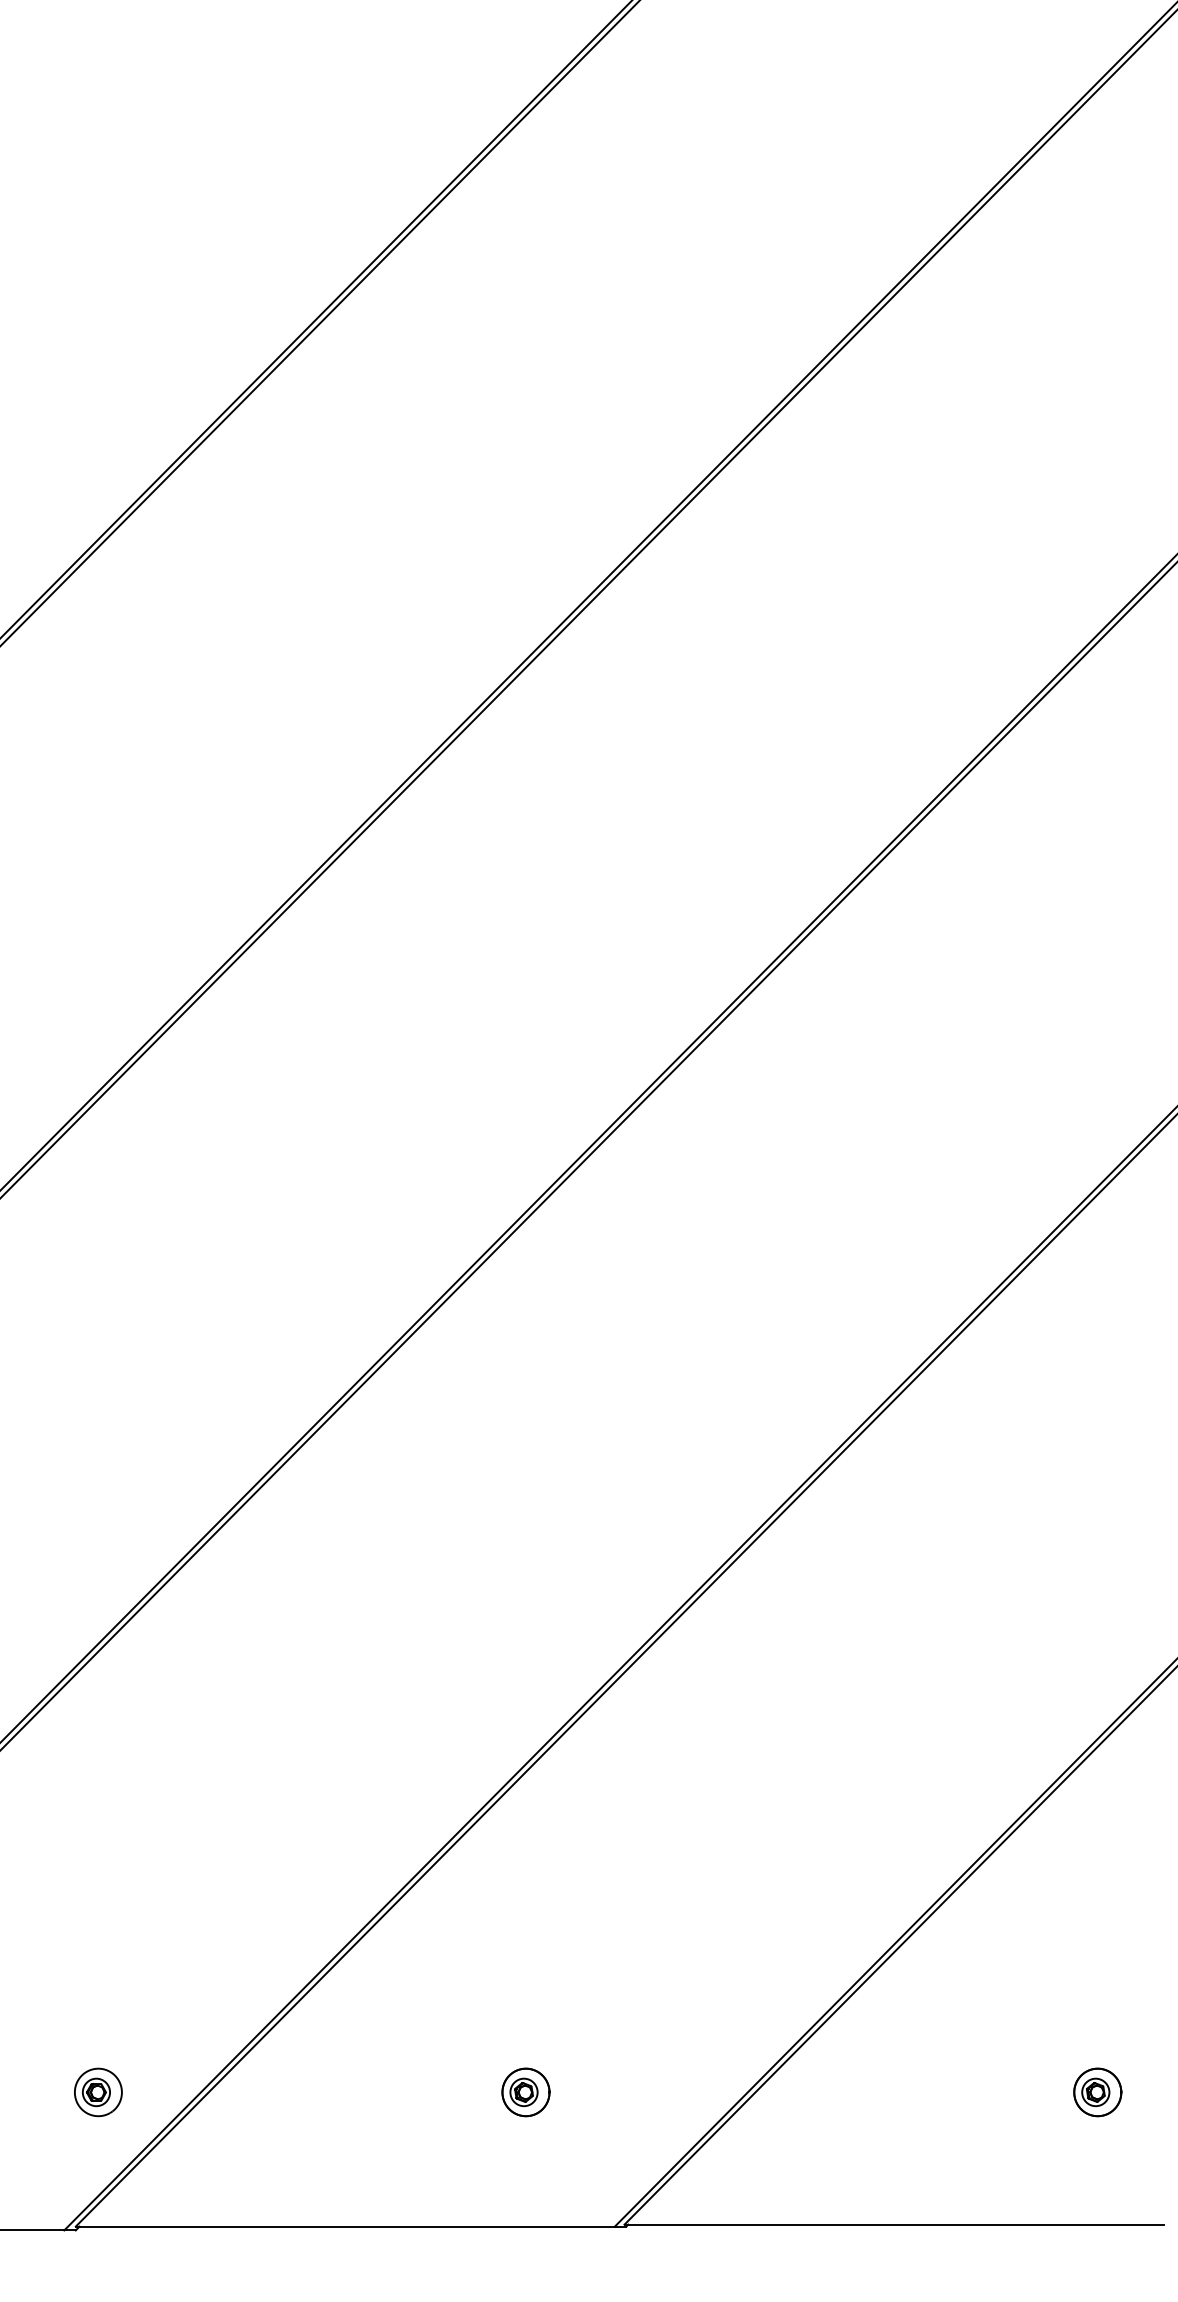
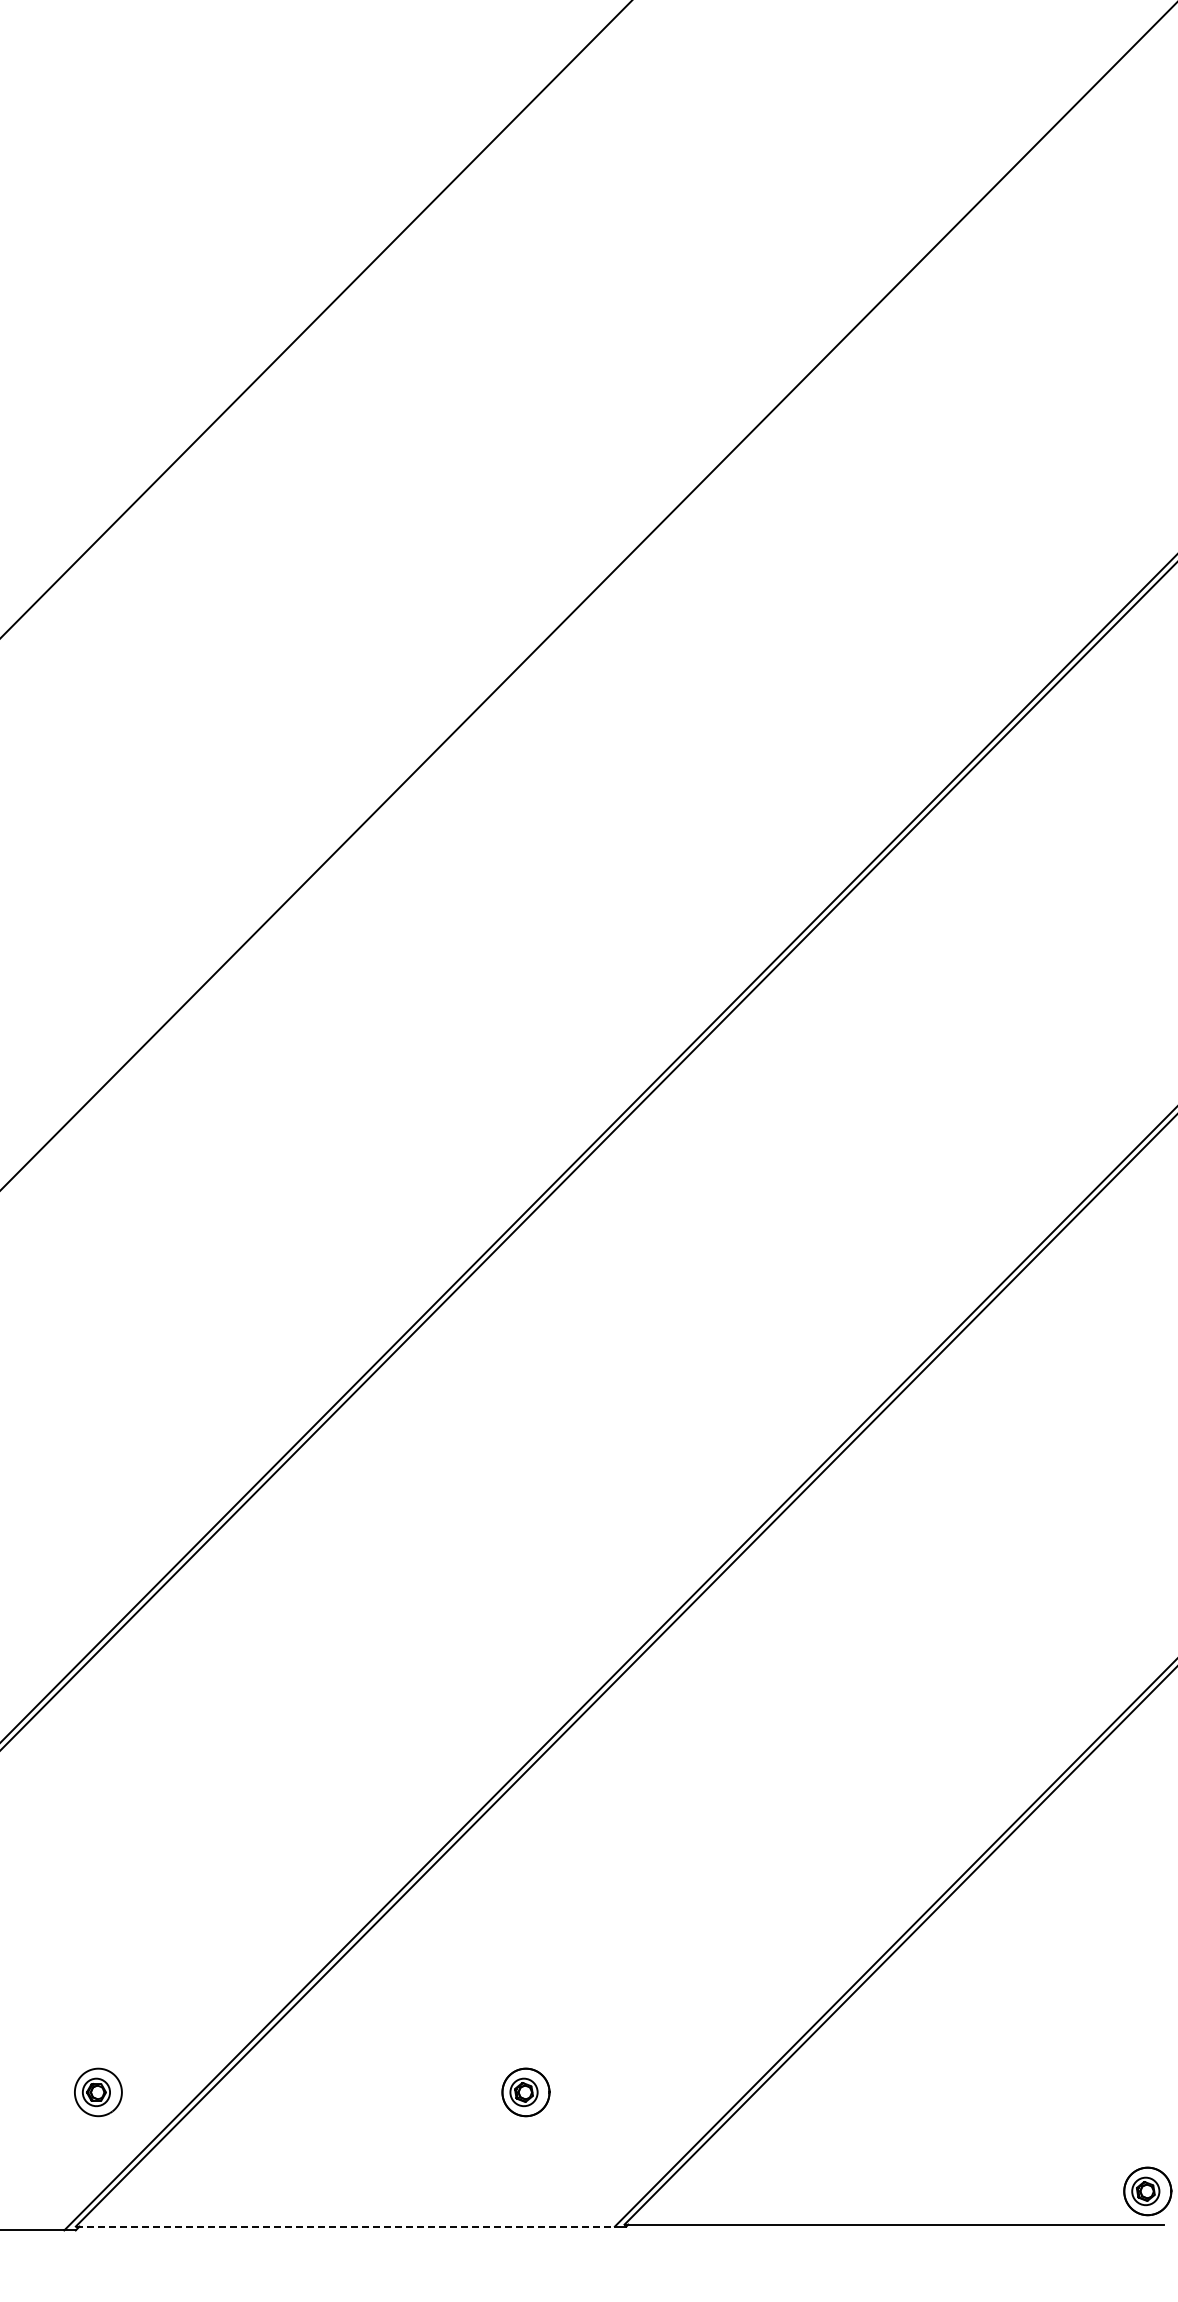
line: present -> none (319, 323)
line: present -> none (588, 604)
part position: (1097, 2092) -> (1147, 2191) (1147, 2191)
line: solid -> dashed (345, 2226)
